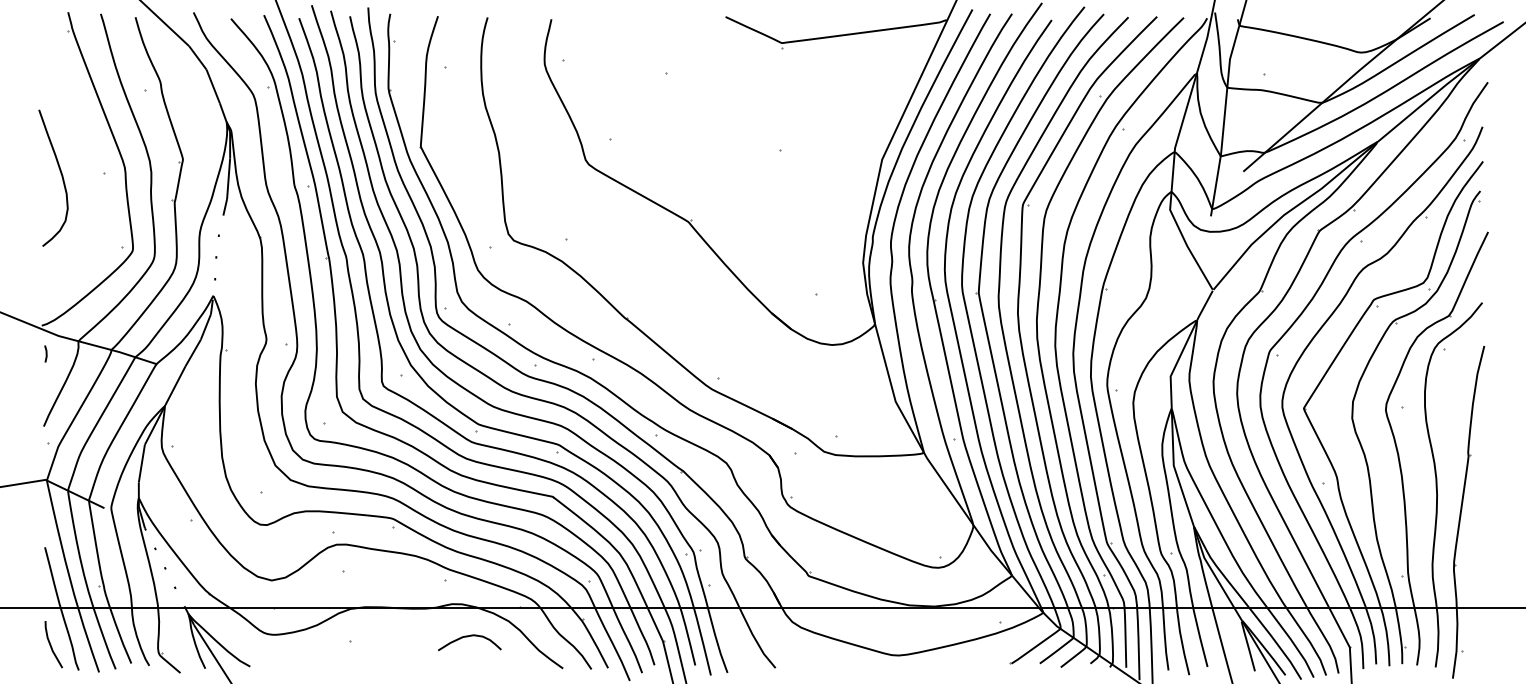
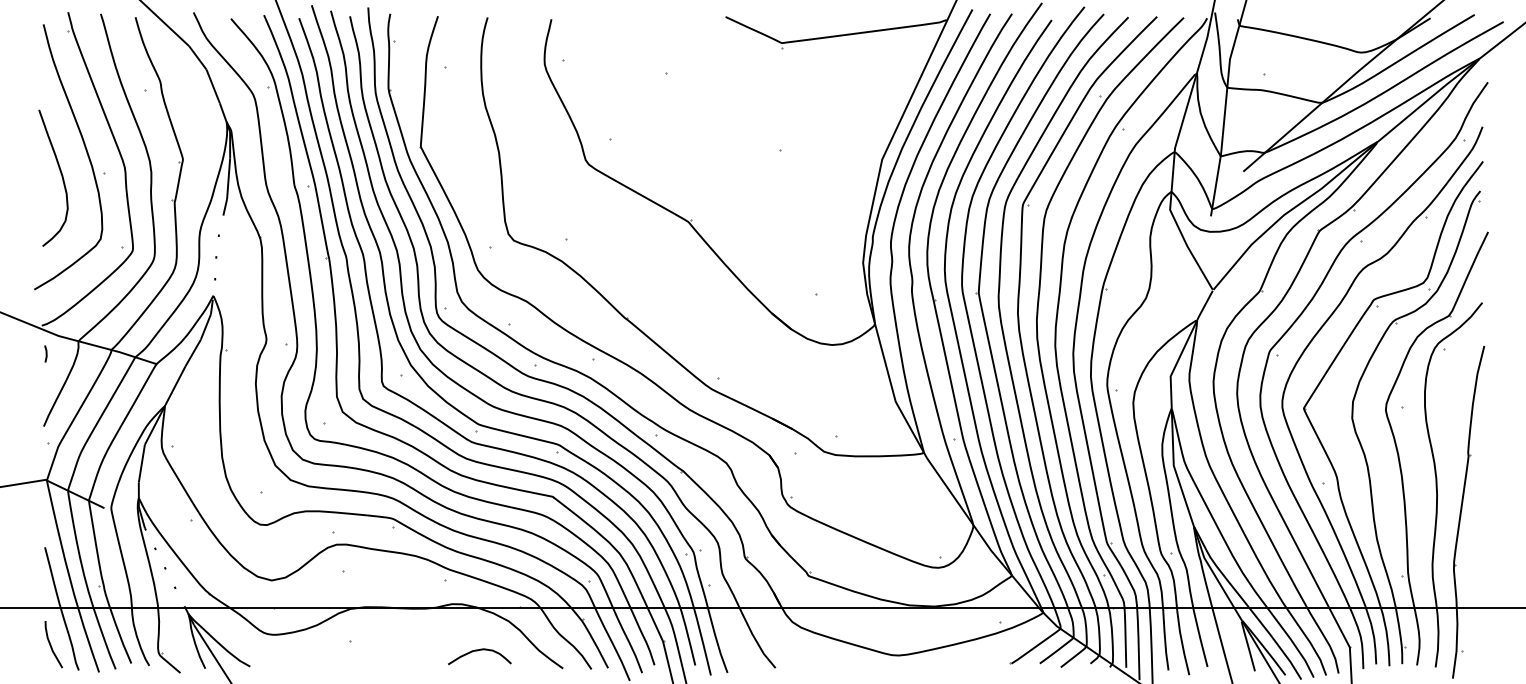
curve: none -> present (85, 150)
curve position: (467, 637) -> (477, 651) (477, 651)
